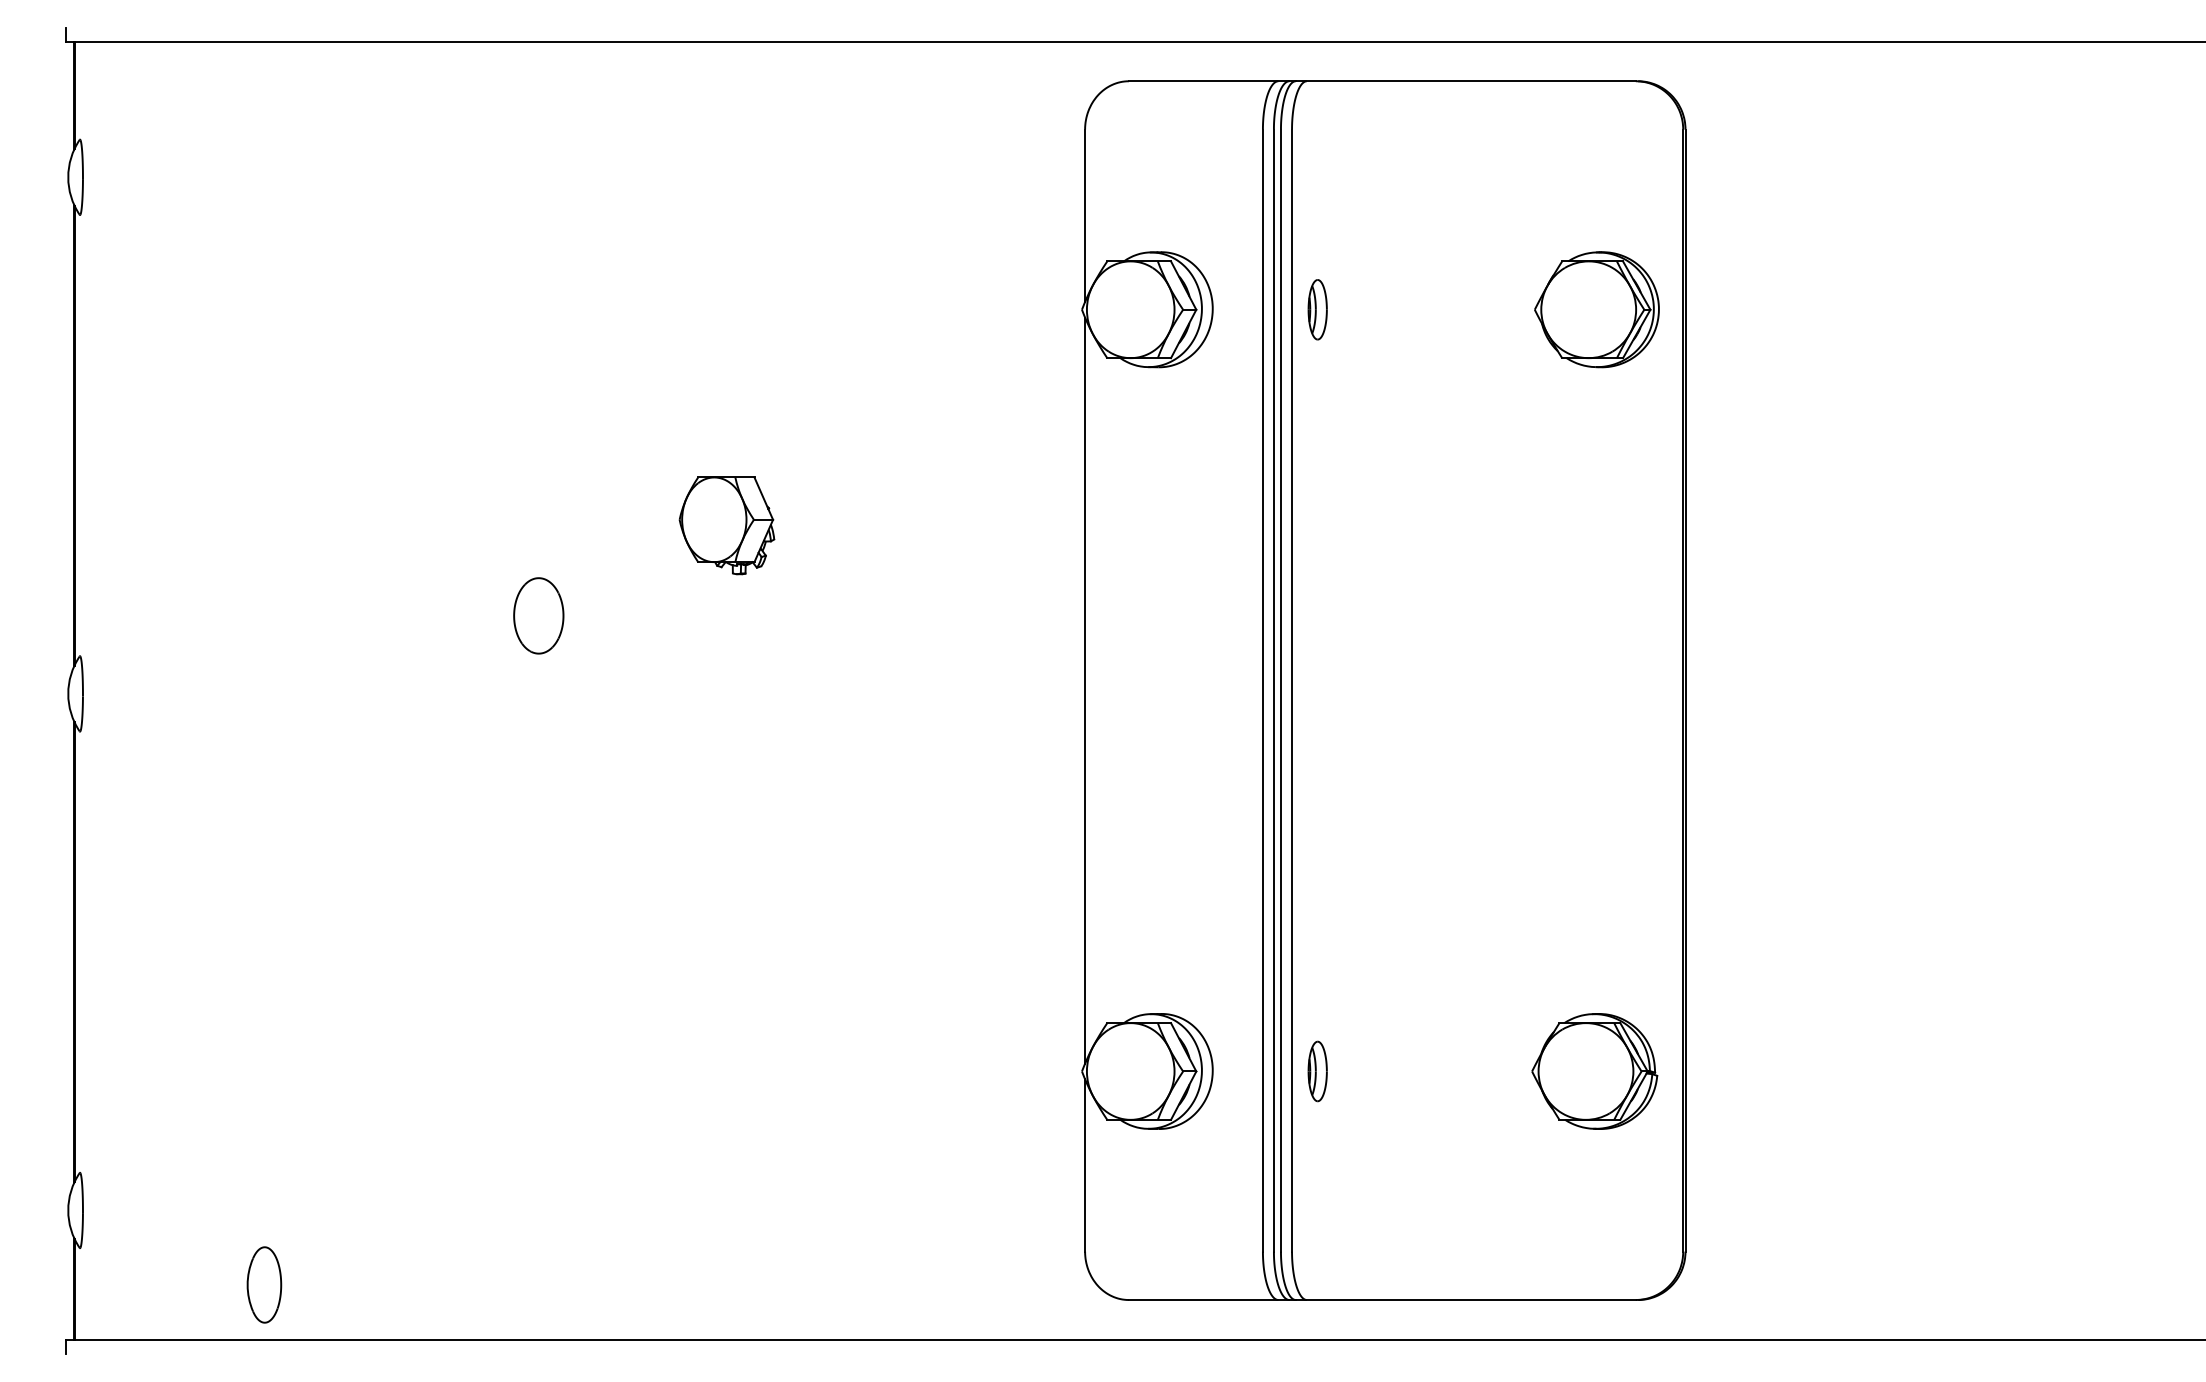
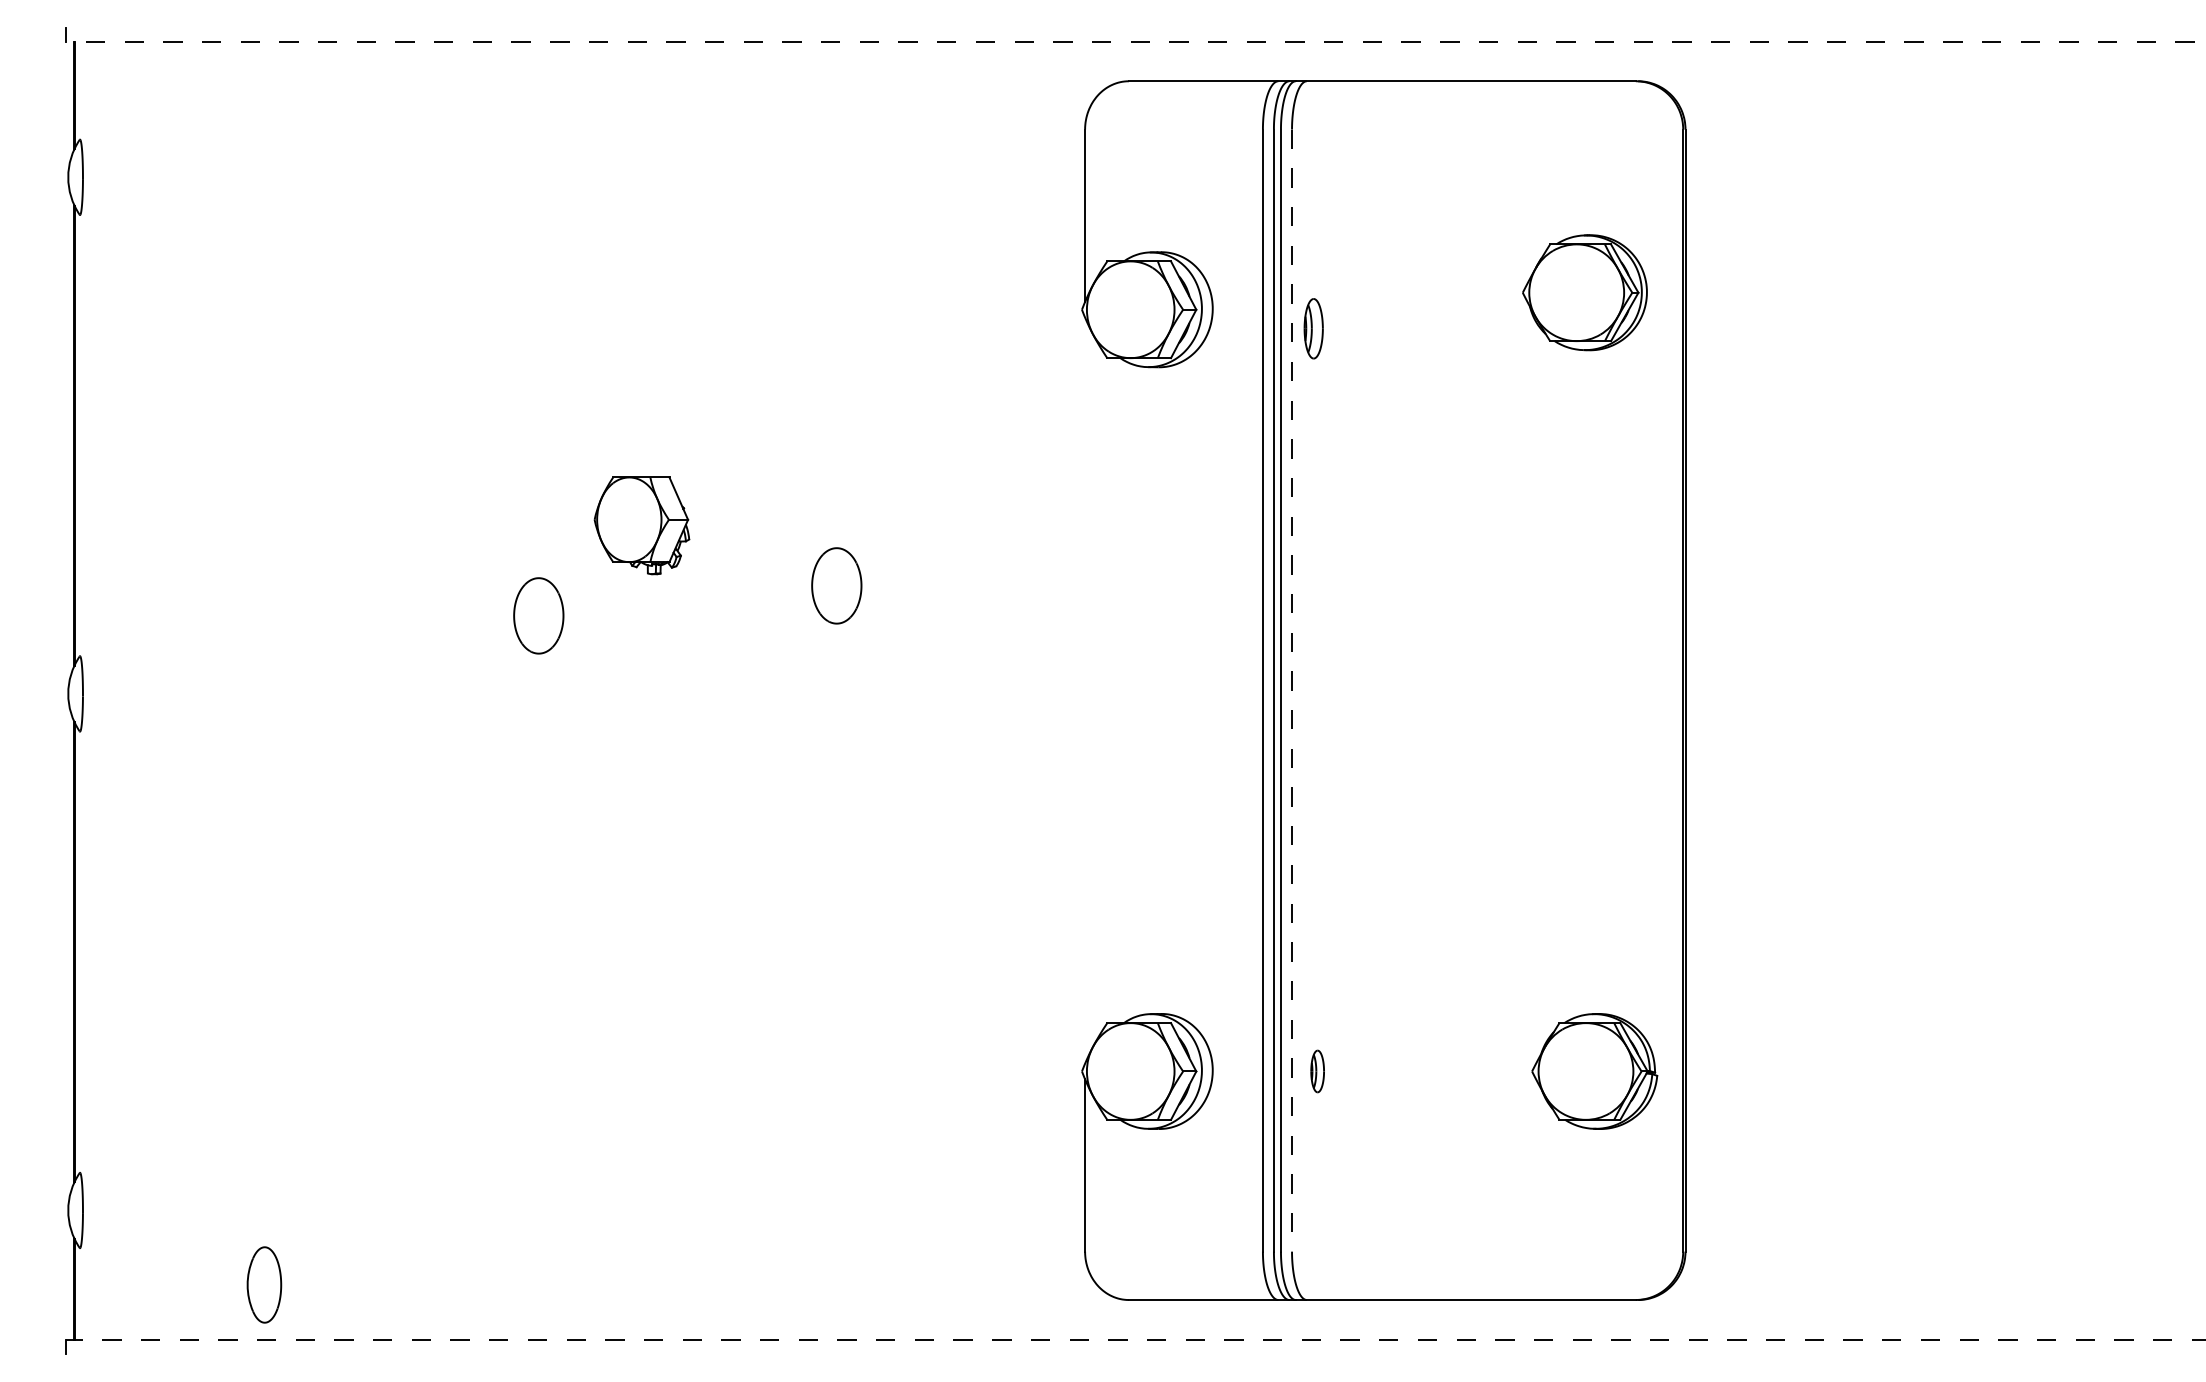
line: solid -> dashed (1135, 41)
part position: (1317, 309) -> (1313, 328) (1313, 328)
part position: (1596, 309) -> (1584, 292) (1584, 292)
part position: (726, 525) -> (641, 525) (641, 525)
part: none -> present (836, 585)
line: present -> none (1085, 690)
line: solid -> dashed (1292, 690)
part size: 21x63 px -> 15x45 px (1317, 1071)
line: solid -> dashed (1135, 1340)
